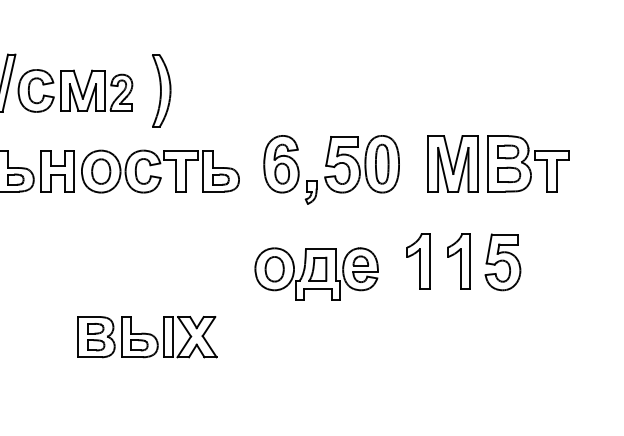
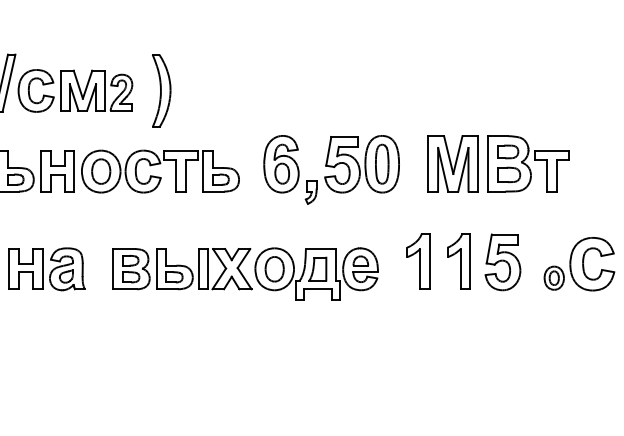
part: none -> present (579, 264)
part: none -> present (46, 269)
part position: (147, 337) -> (182, 269) (182, 269)
